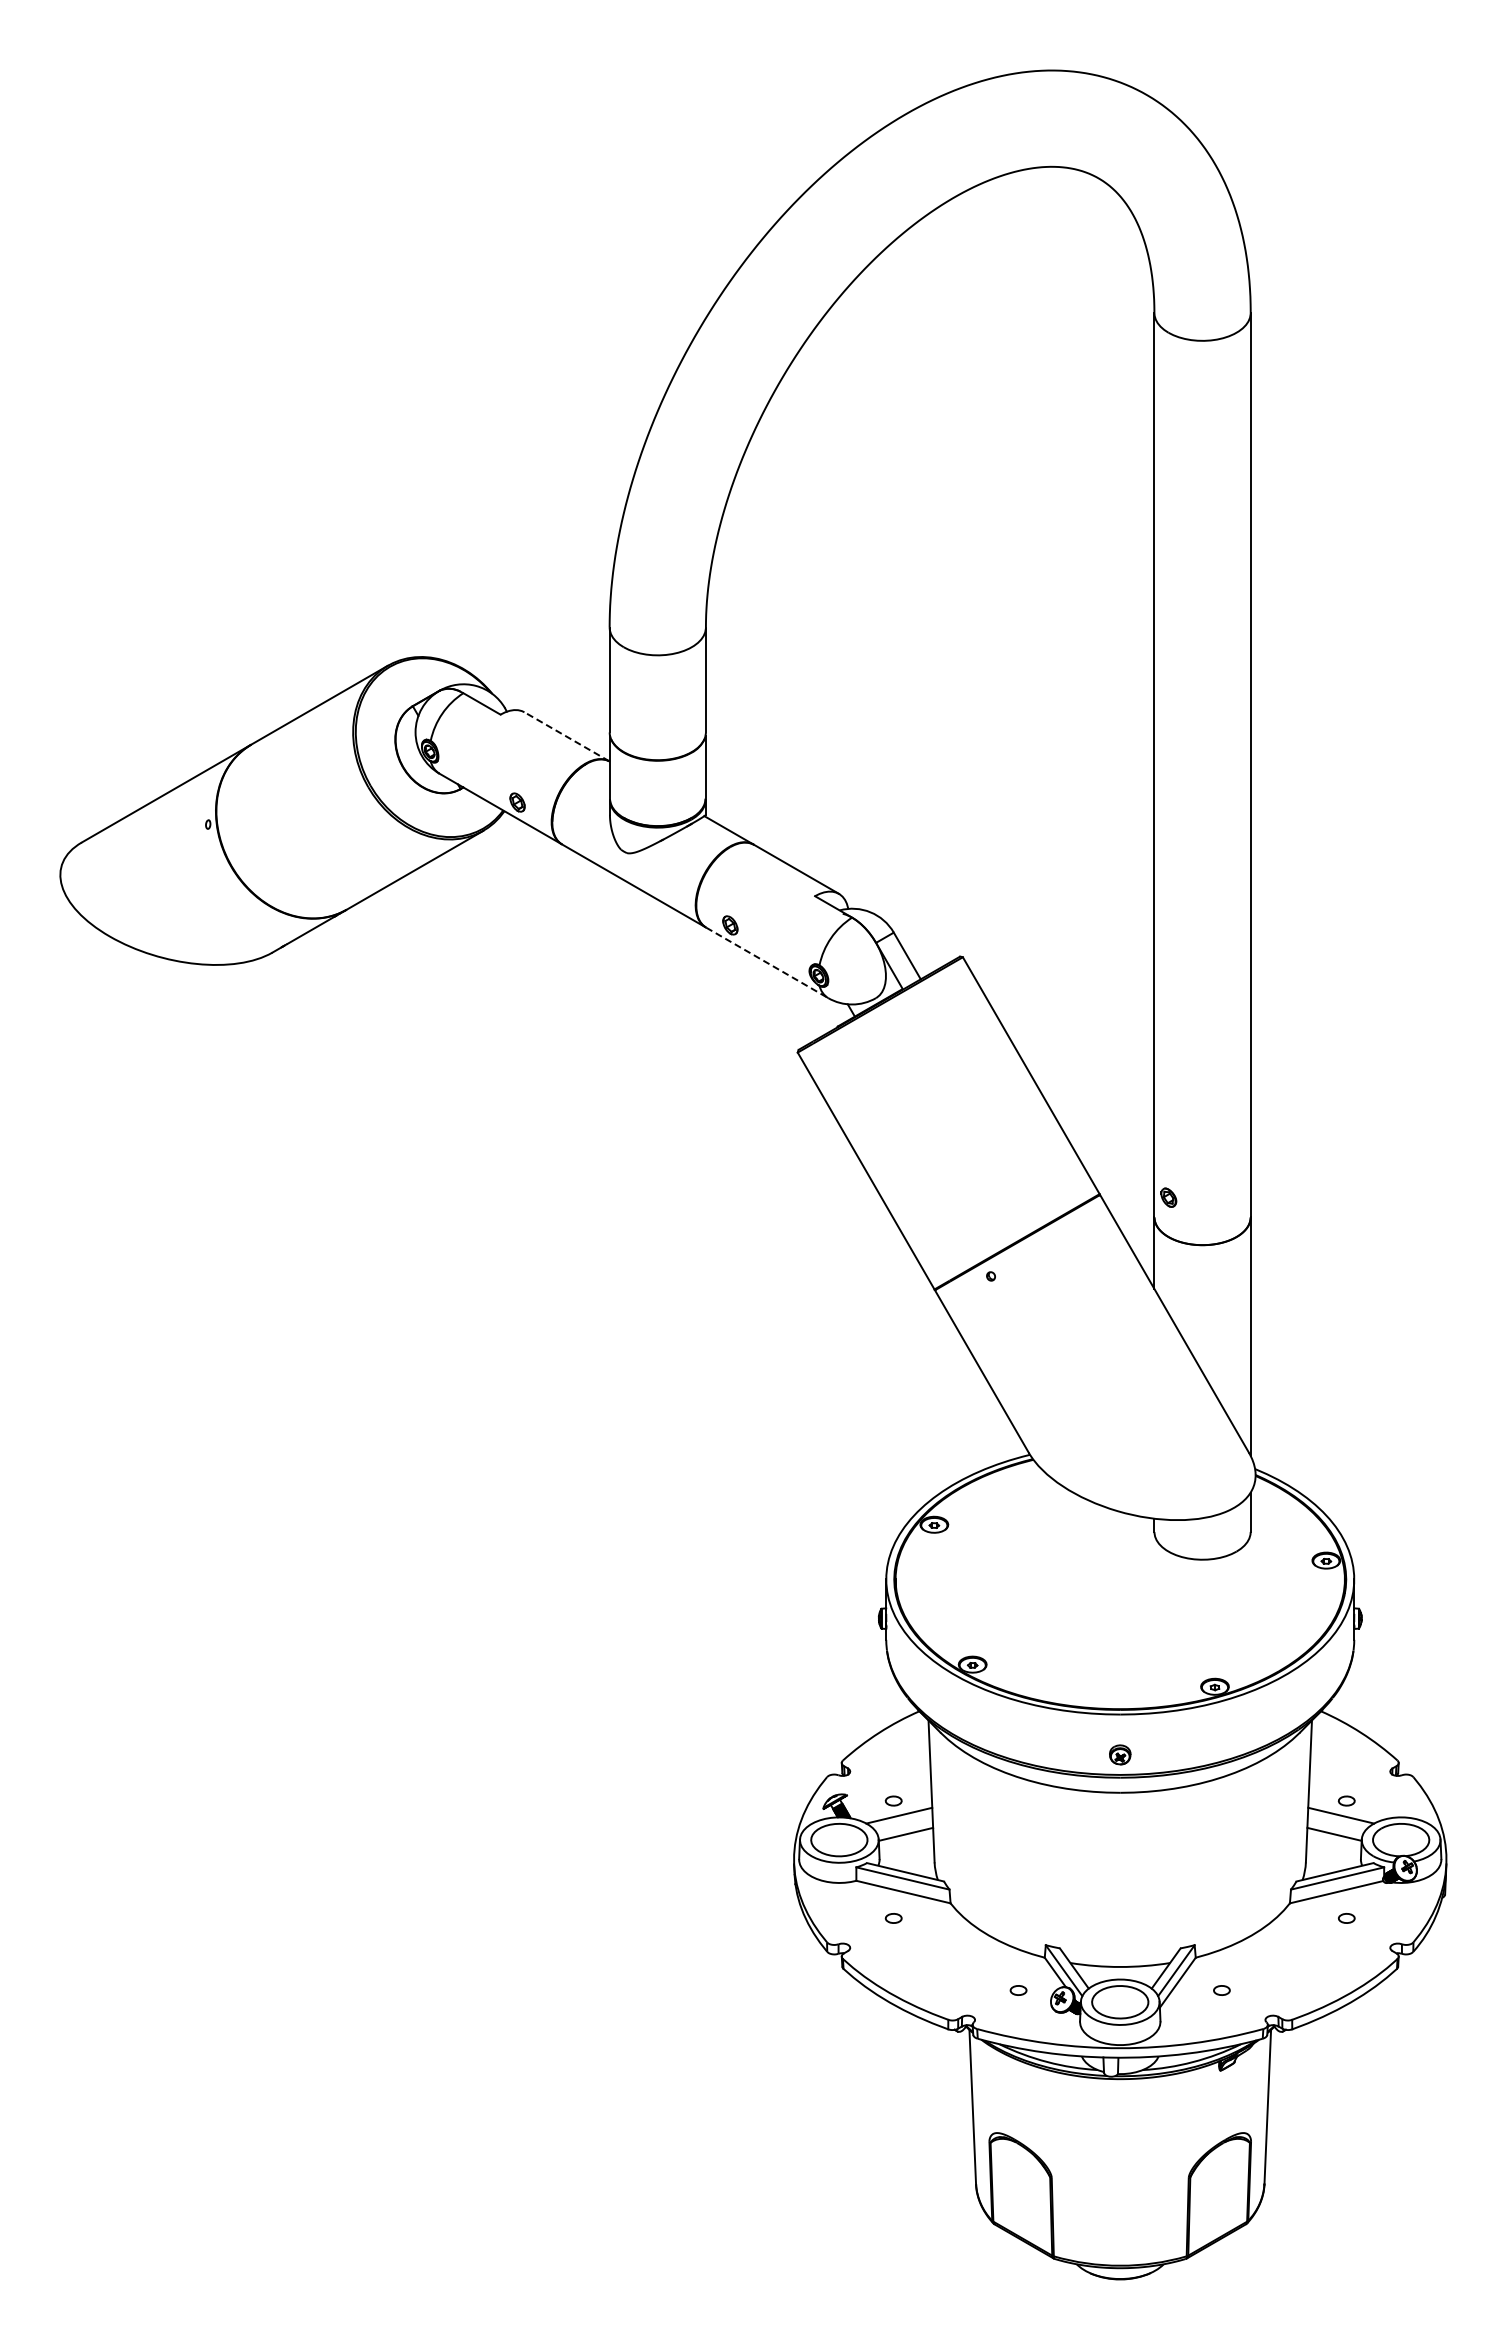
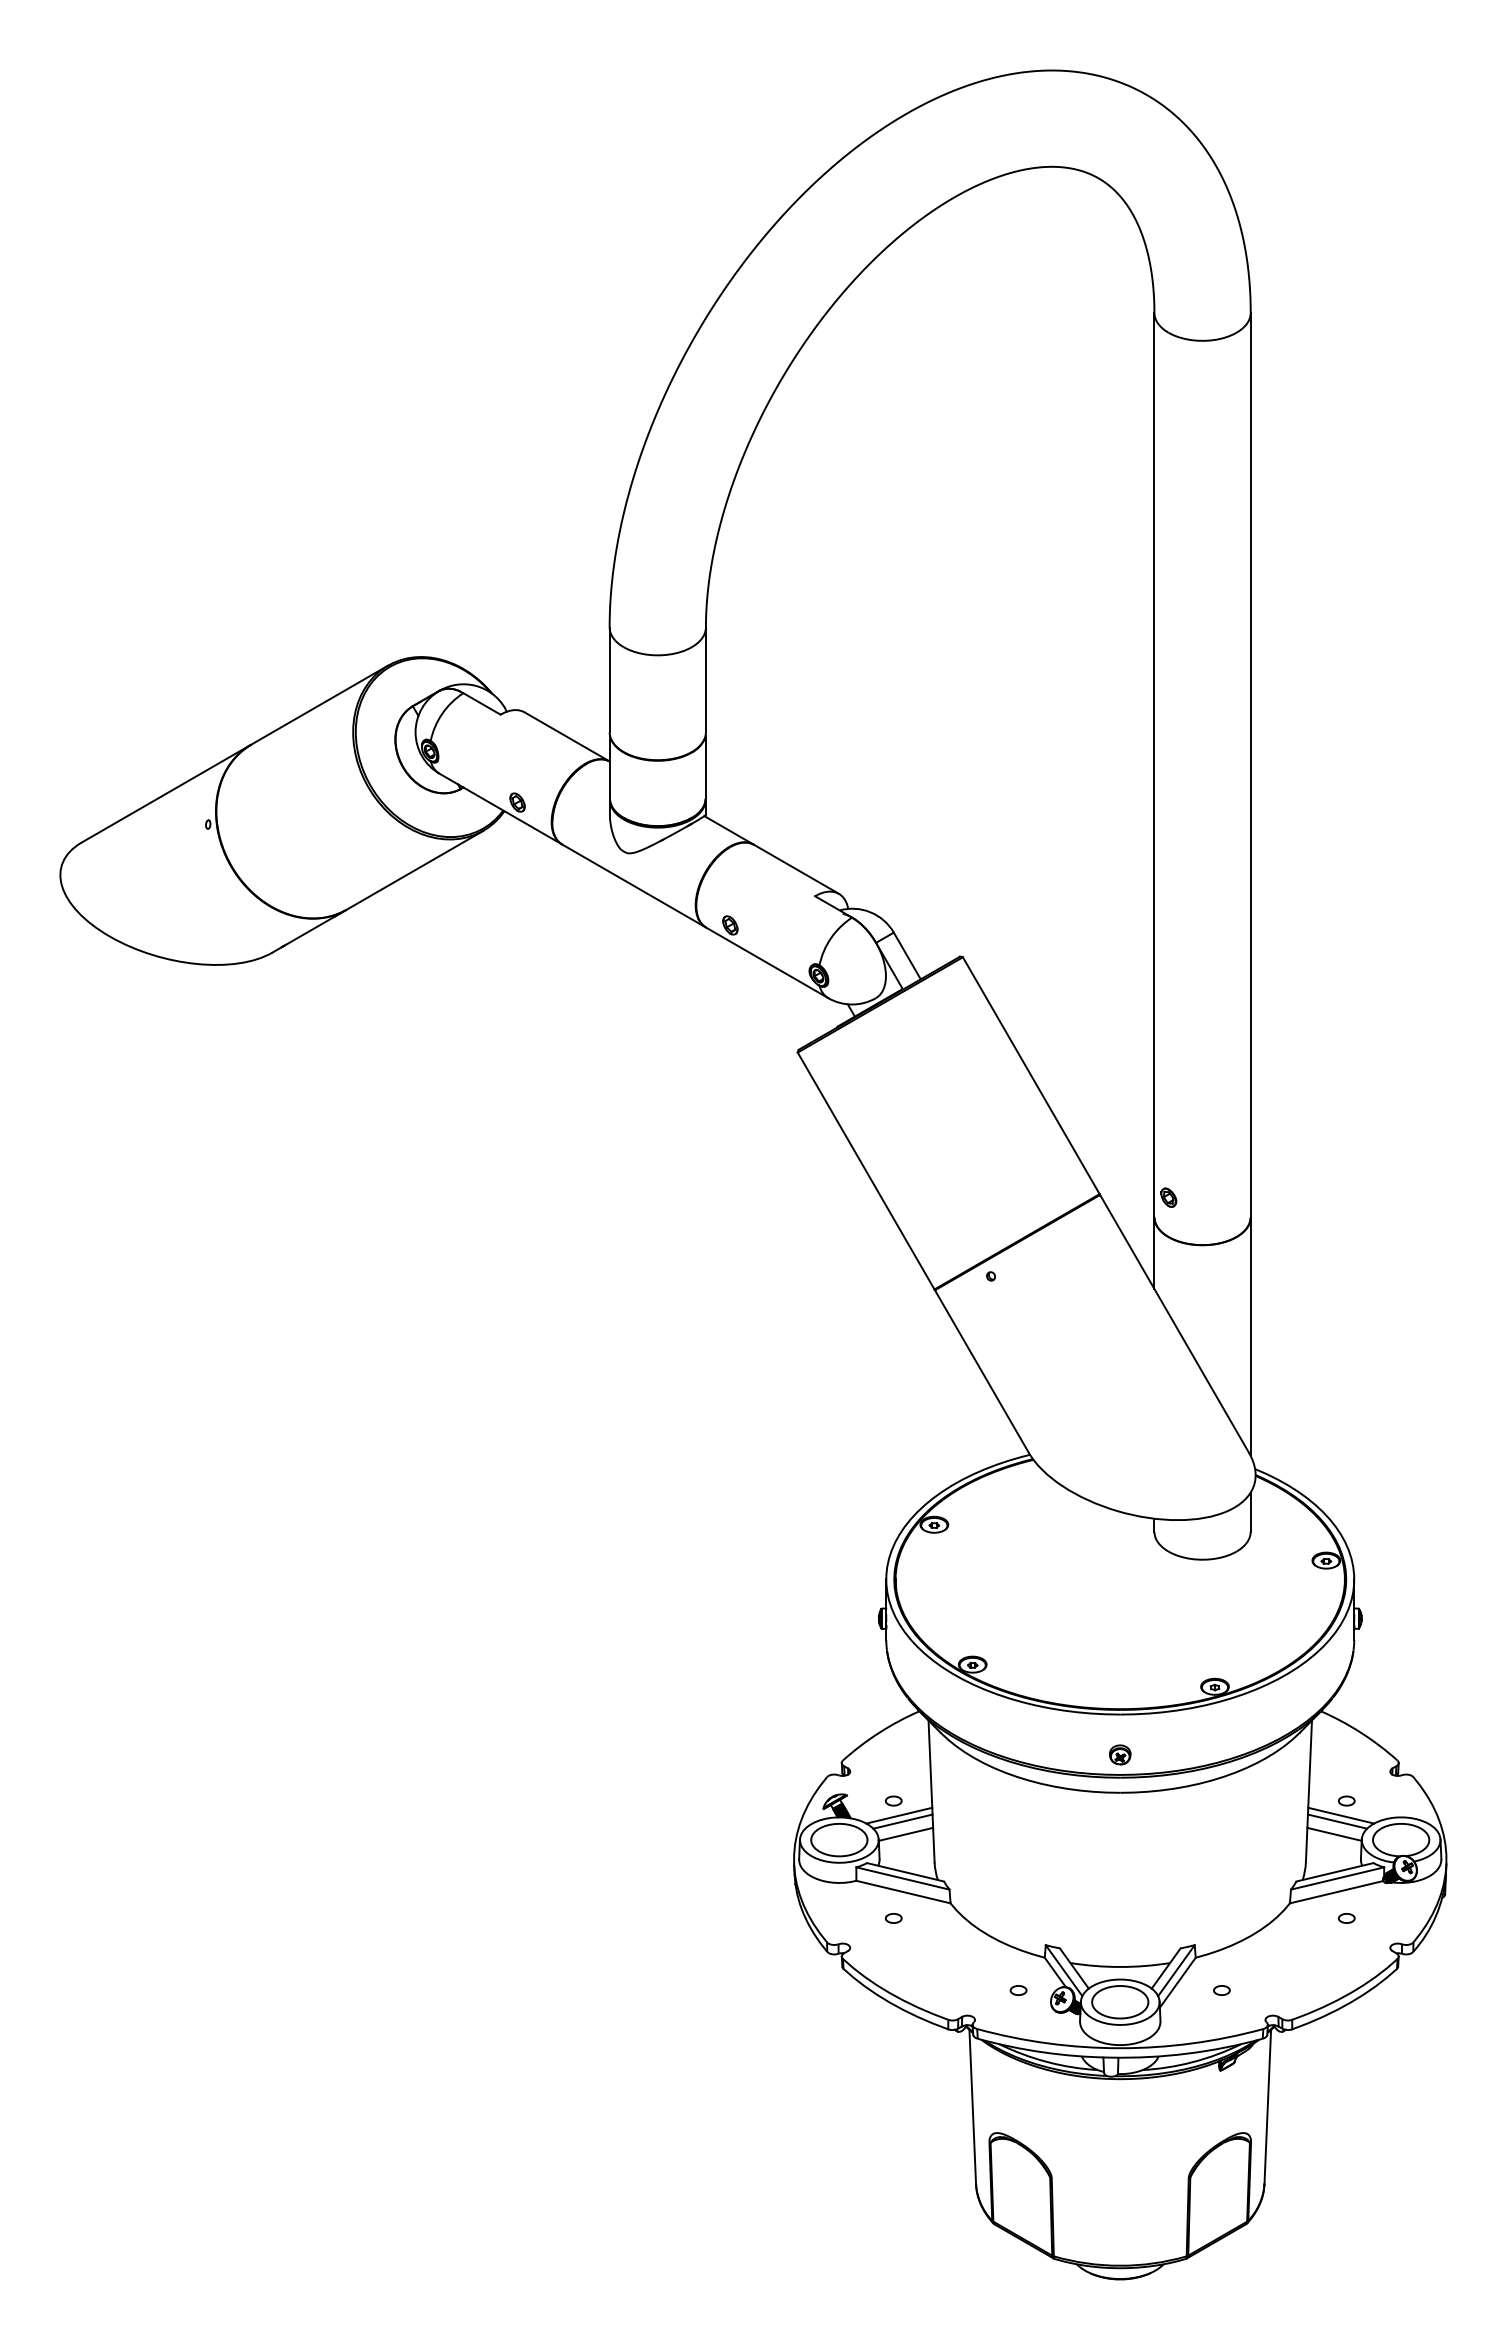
line: dashed -> solid (566, 736)
line: dashed -> solid (767, 963)
line: none -> present (902, 1821)
line: none -> present (1337, 1821)
